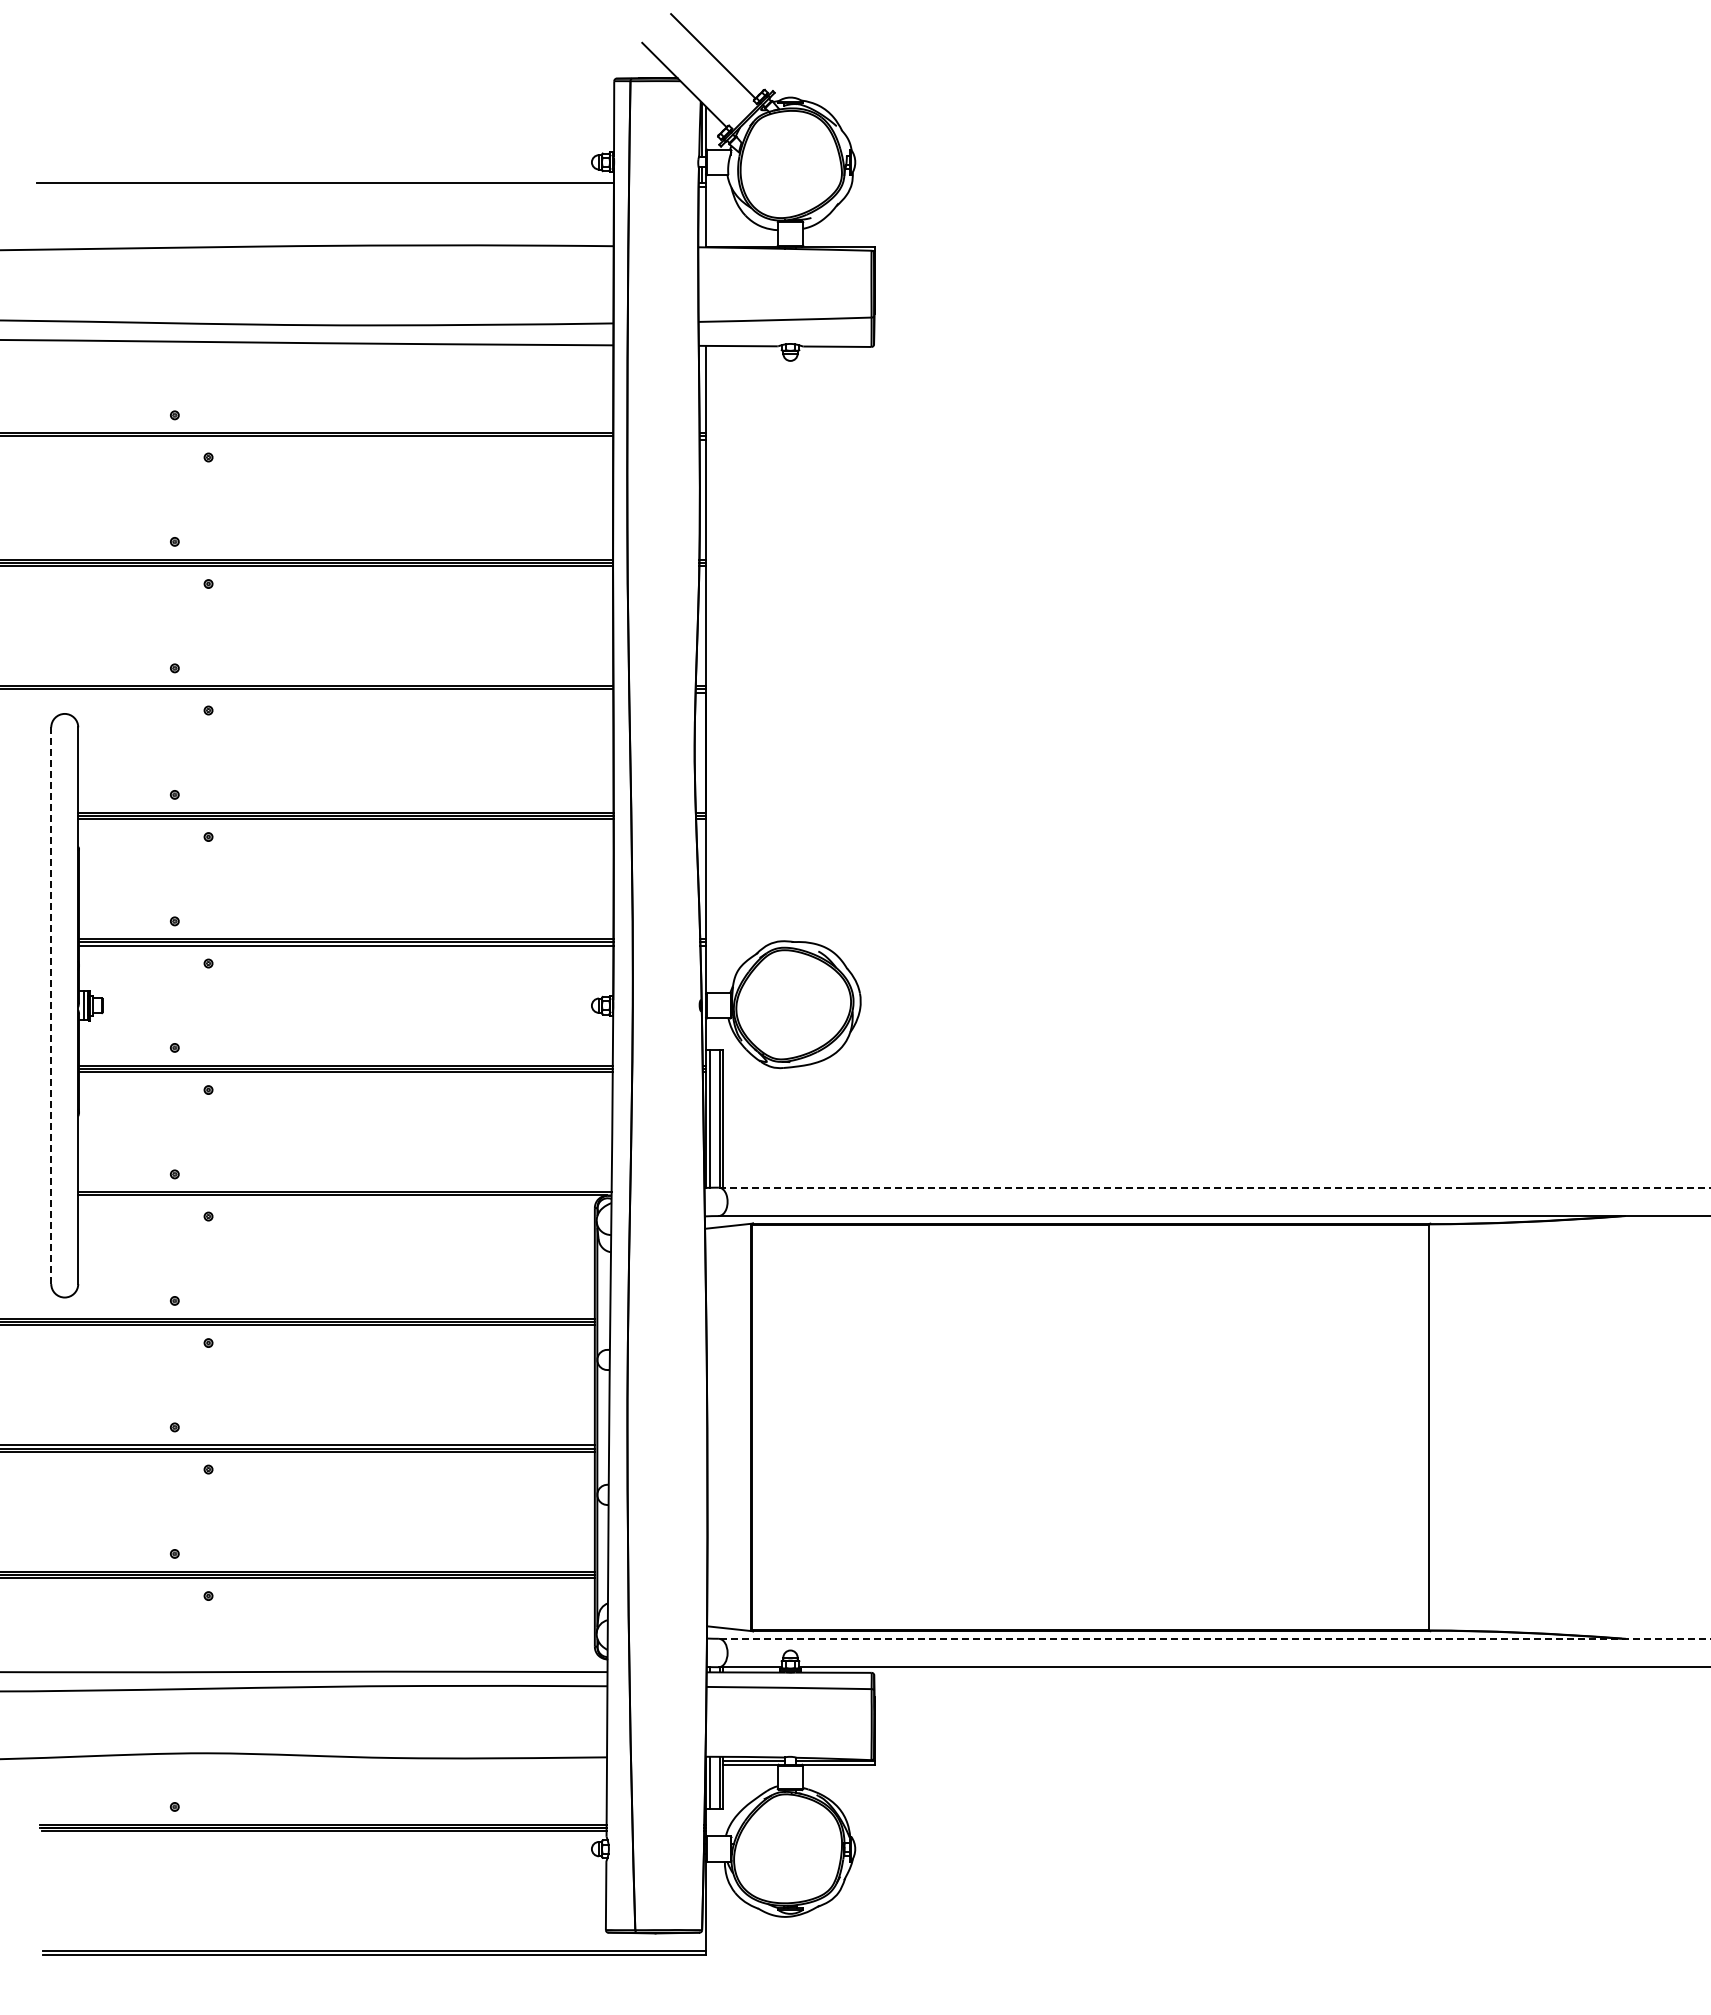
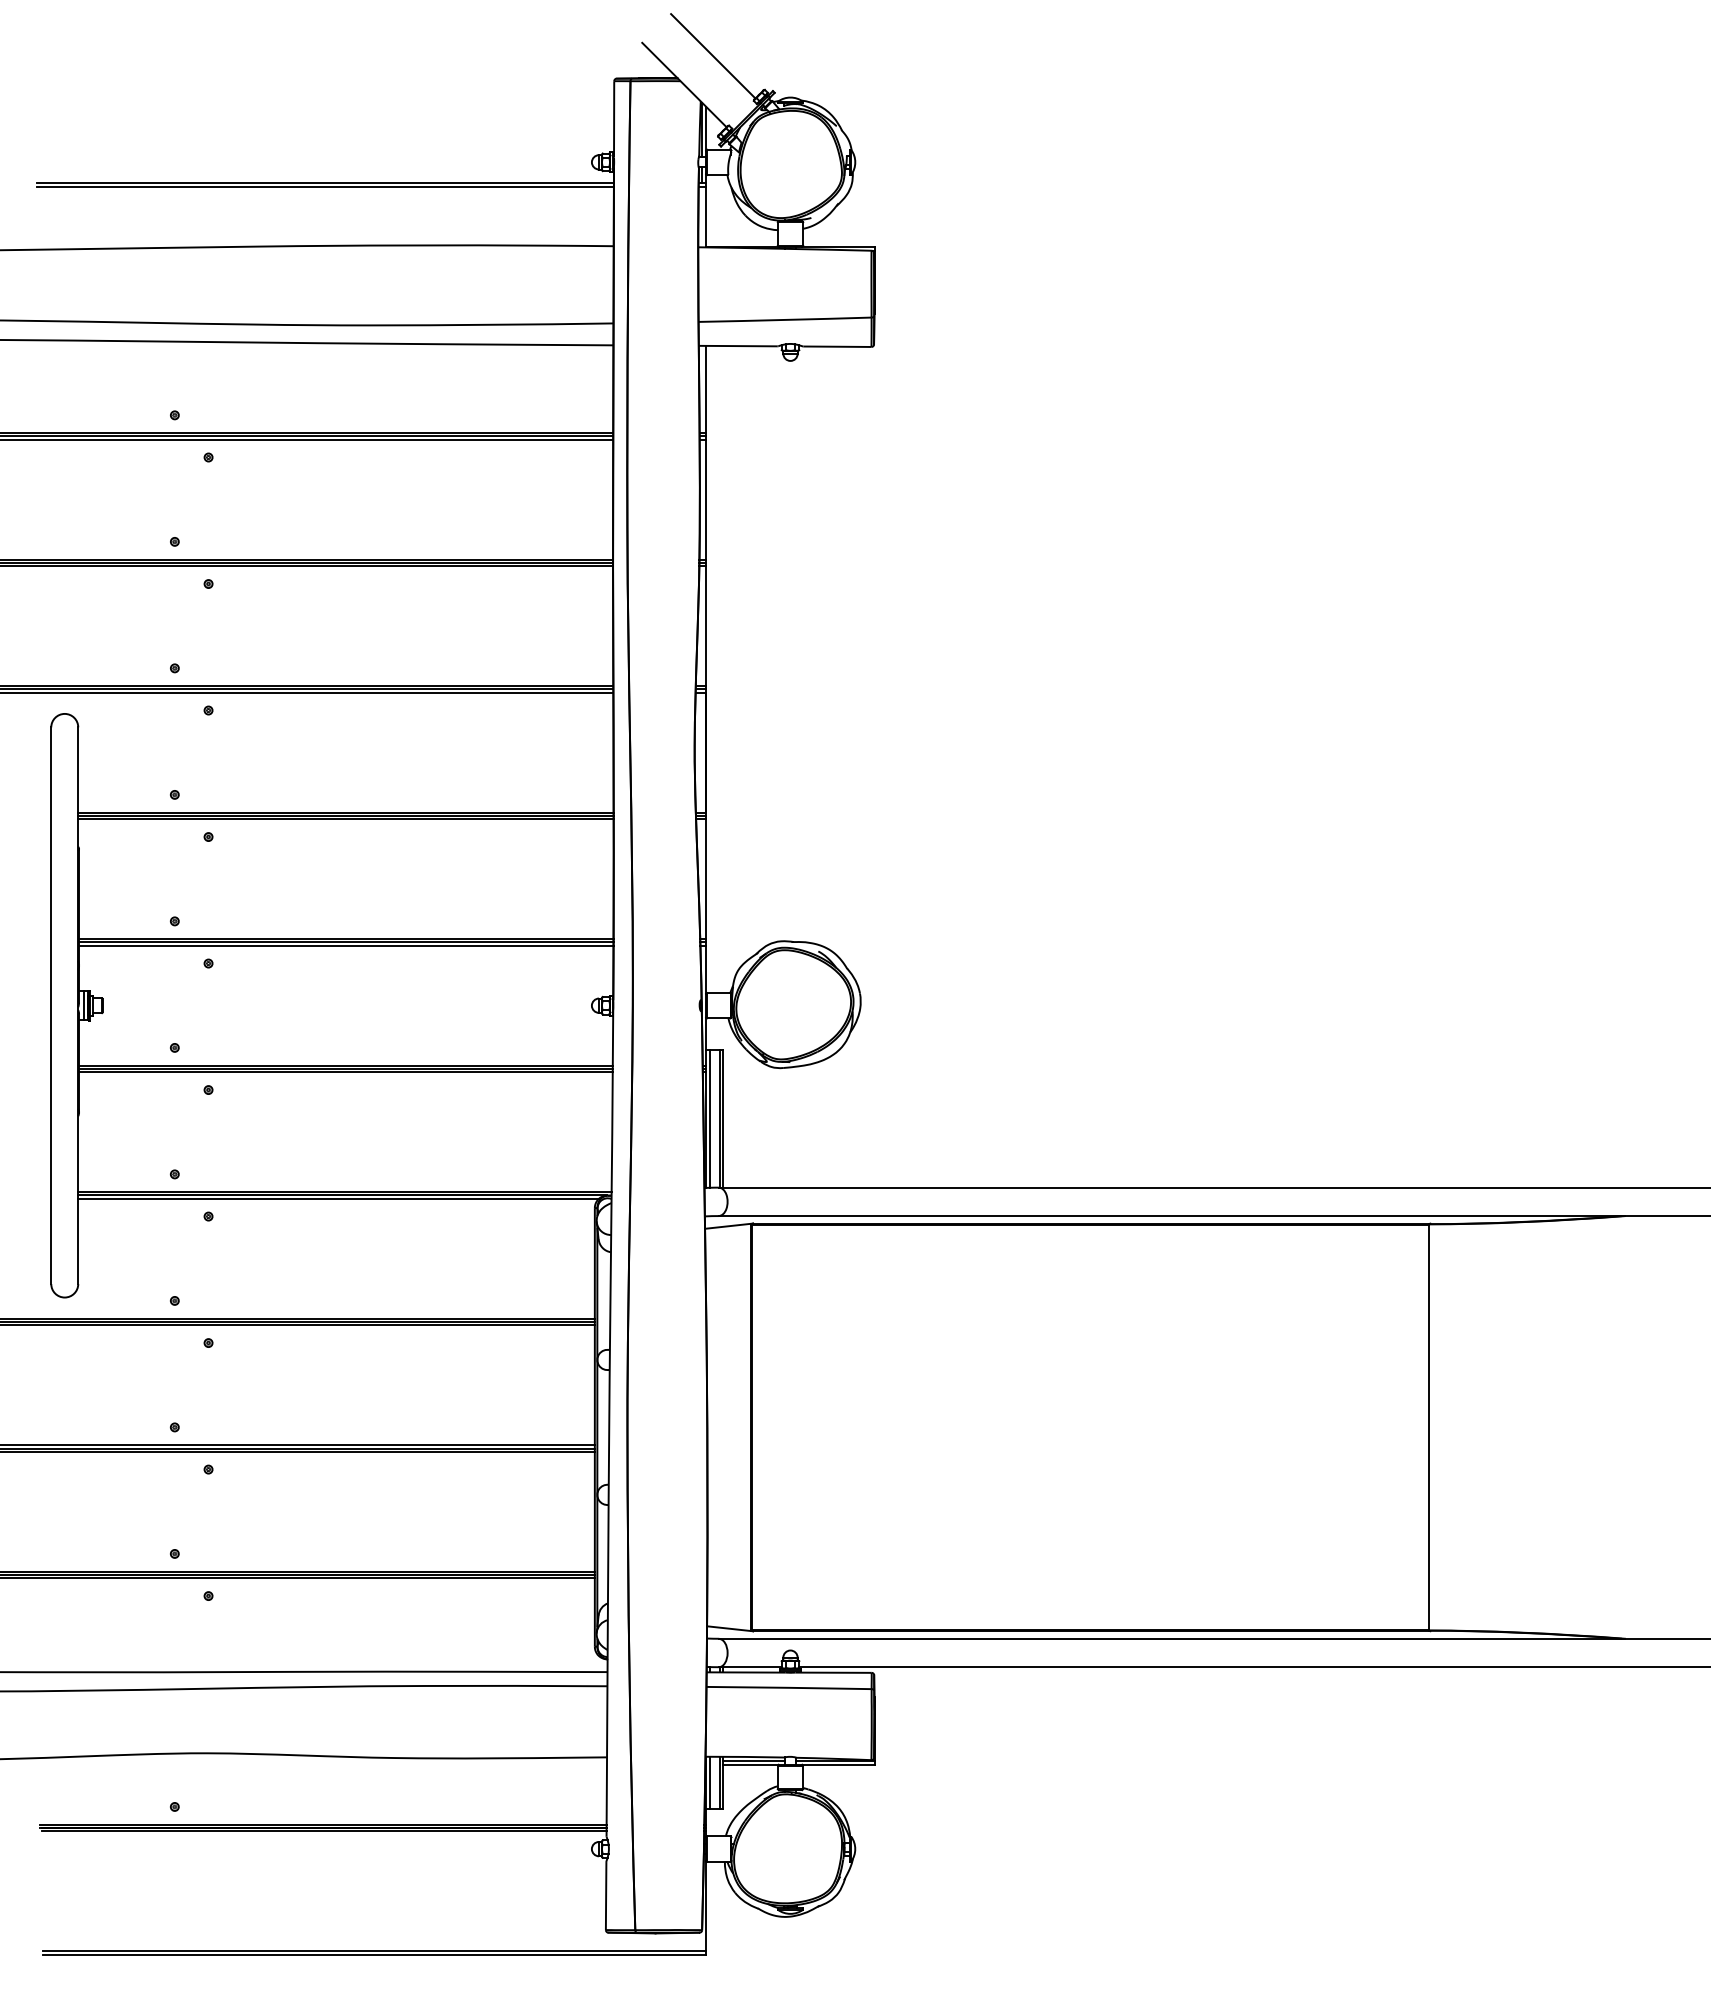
line: none -> present (324, 186)
line: none -> present (307, 439)
line: none -> present (307, 692)
line: dashed -> solid (51, 1006)
line: dashed -> solid (1214, 1187)
line: none -> present (338, 1198)
line: dashed -> solid (1214, 1638)
